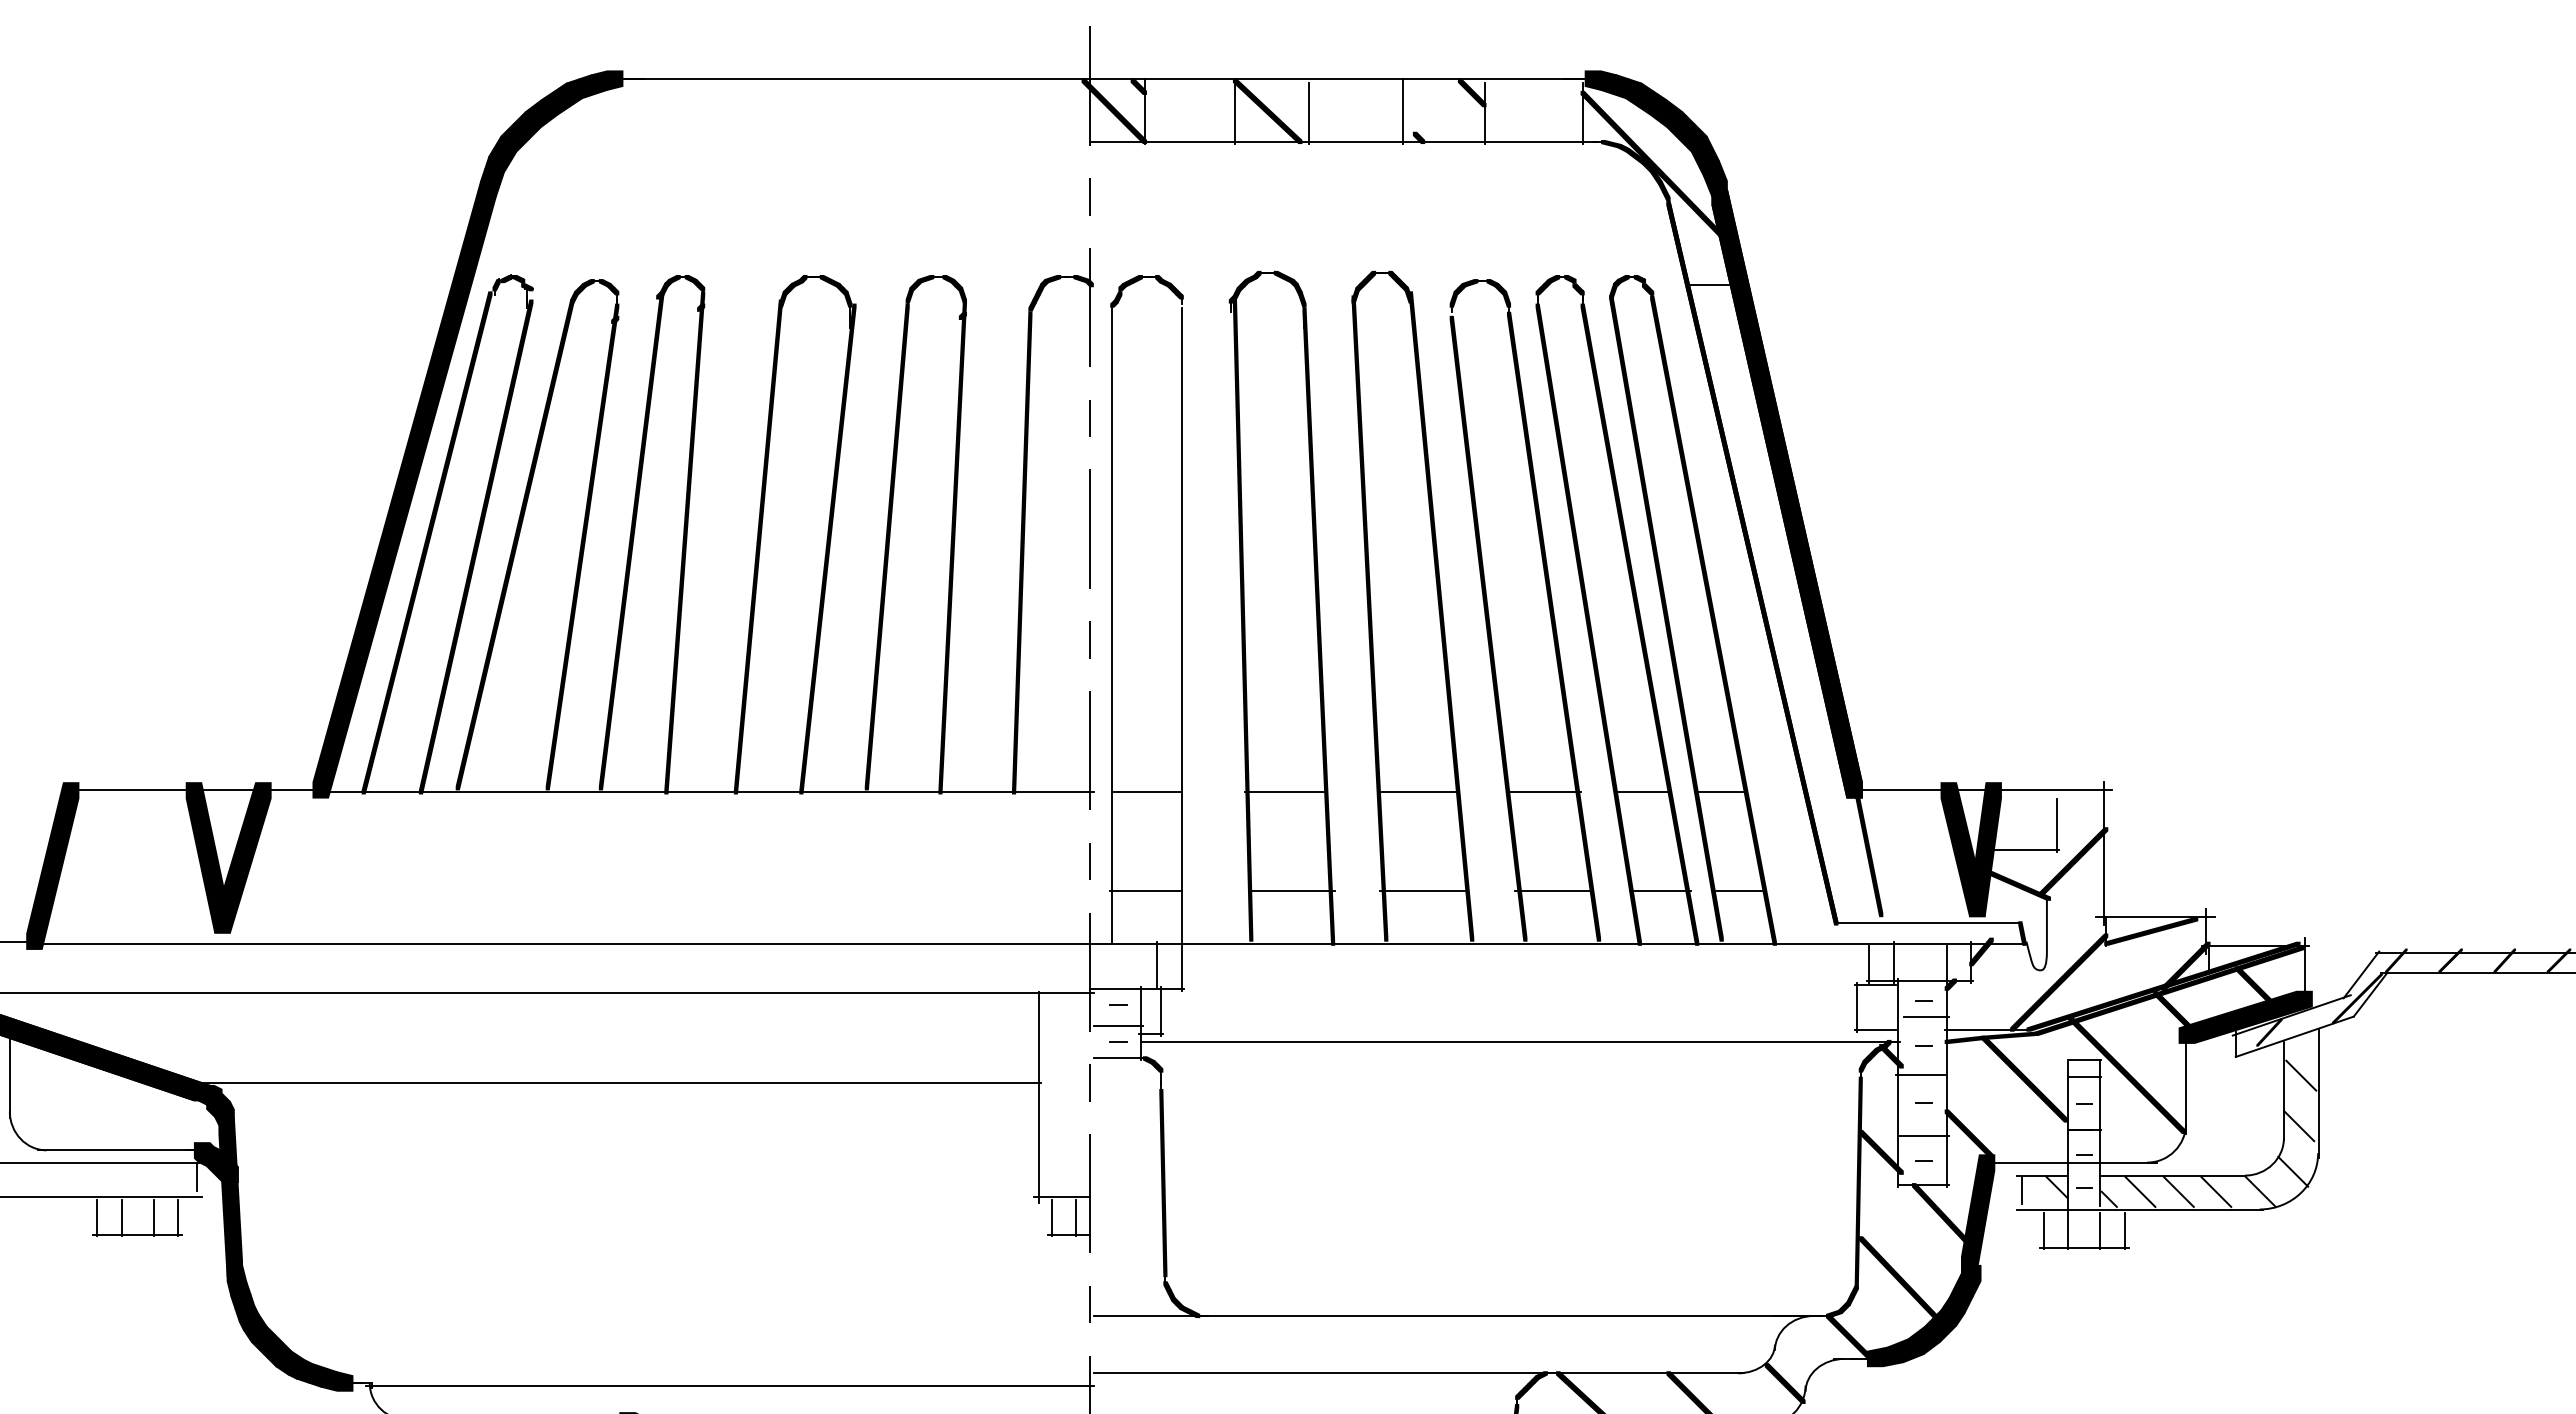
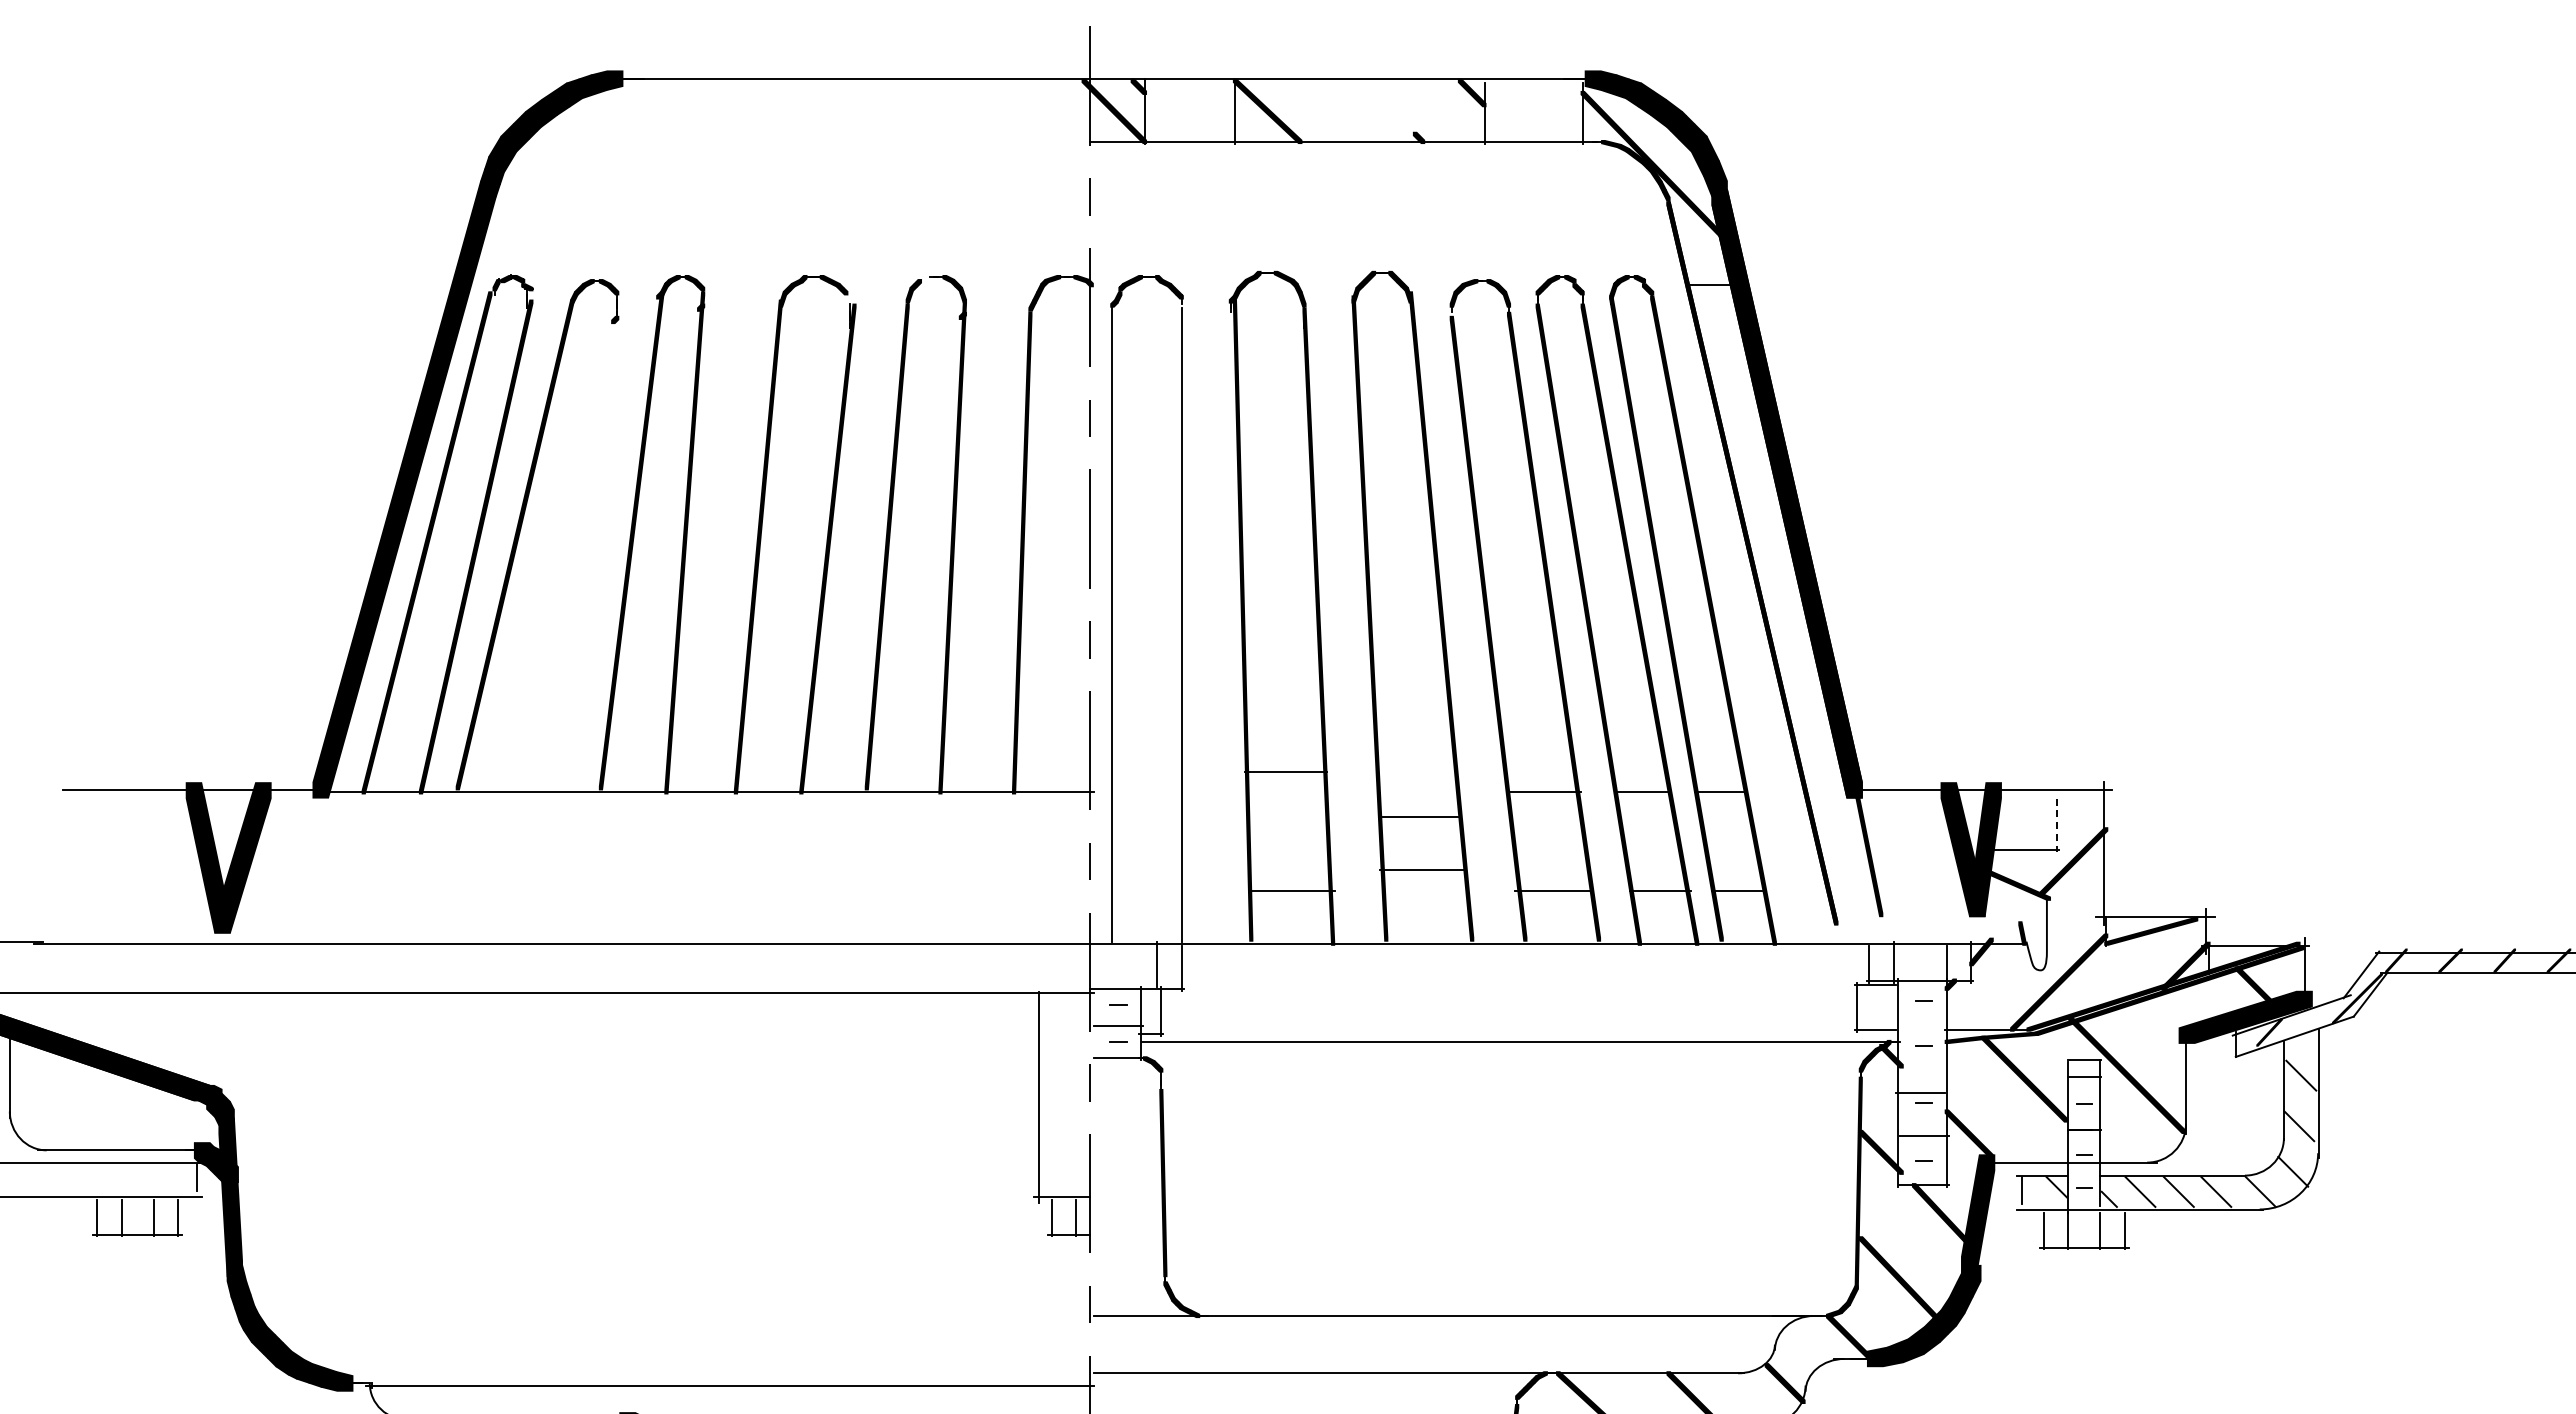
line: present -> none (1402, 111)
line: present -> none (1308, 113)
fill: present -> none (925, 278)
fill: present -> none (848, 299)
fill: present -> none (582, 546)
line: present -> none (1146, 792)
line position: (1286, 792) -> (1286, 772) (1286, 772)
line position: (1418, 792) -> (1418, 817) (1418, 817)
line: solid -> dashed (2057, 825)
fill: present -> none (52, 865)
line: present -> none (1144, 890)
line position: (1423, 890) -> (1423, 869) (1423, 869)
line: present -> none (1928, 923)
fill: present -> none (2177, 1014)
line: present -> none (1925, 1017)
line position: (1919, 1074) -> (1919, 1092) (1919, 1092)
line: present -> none (604, 1082)
